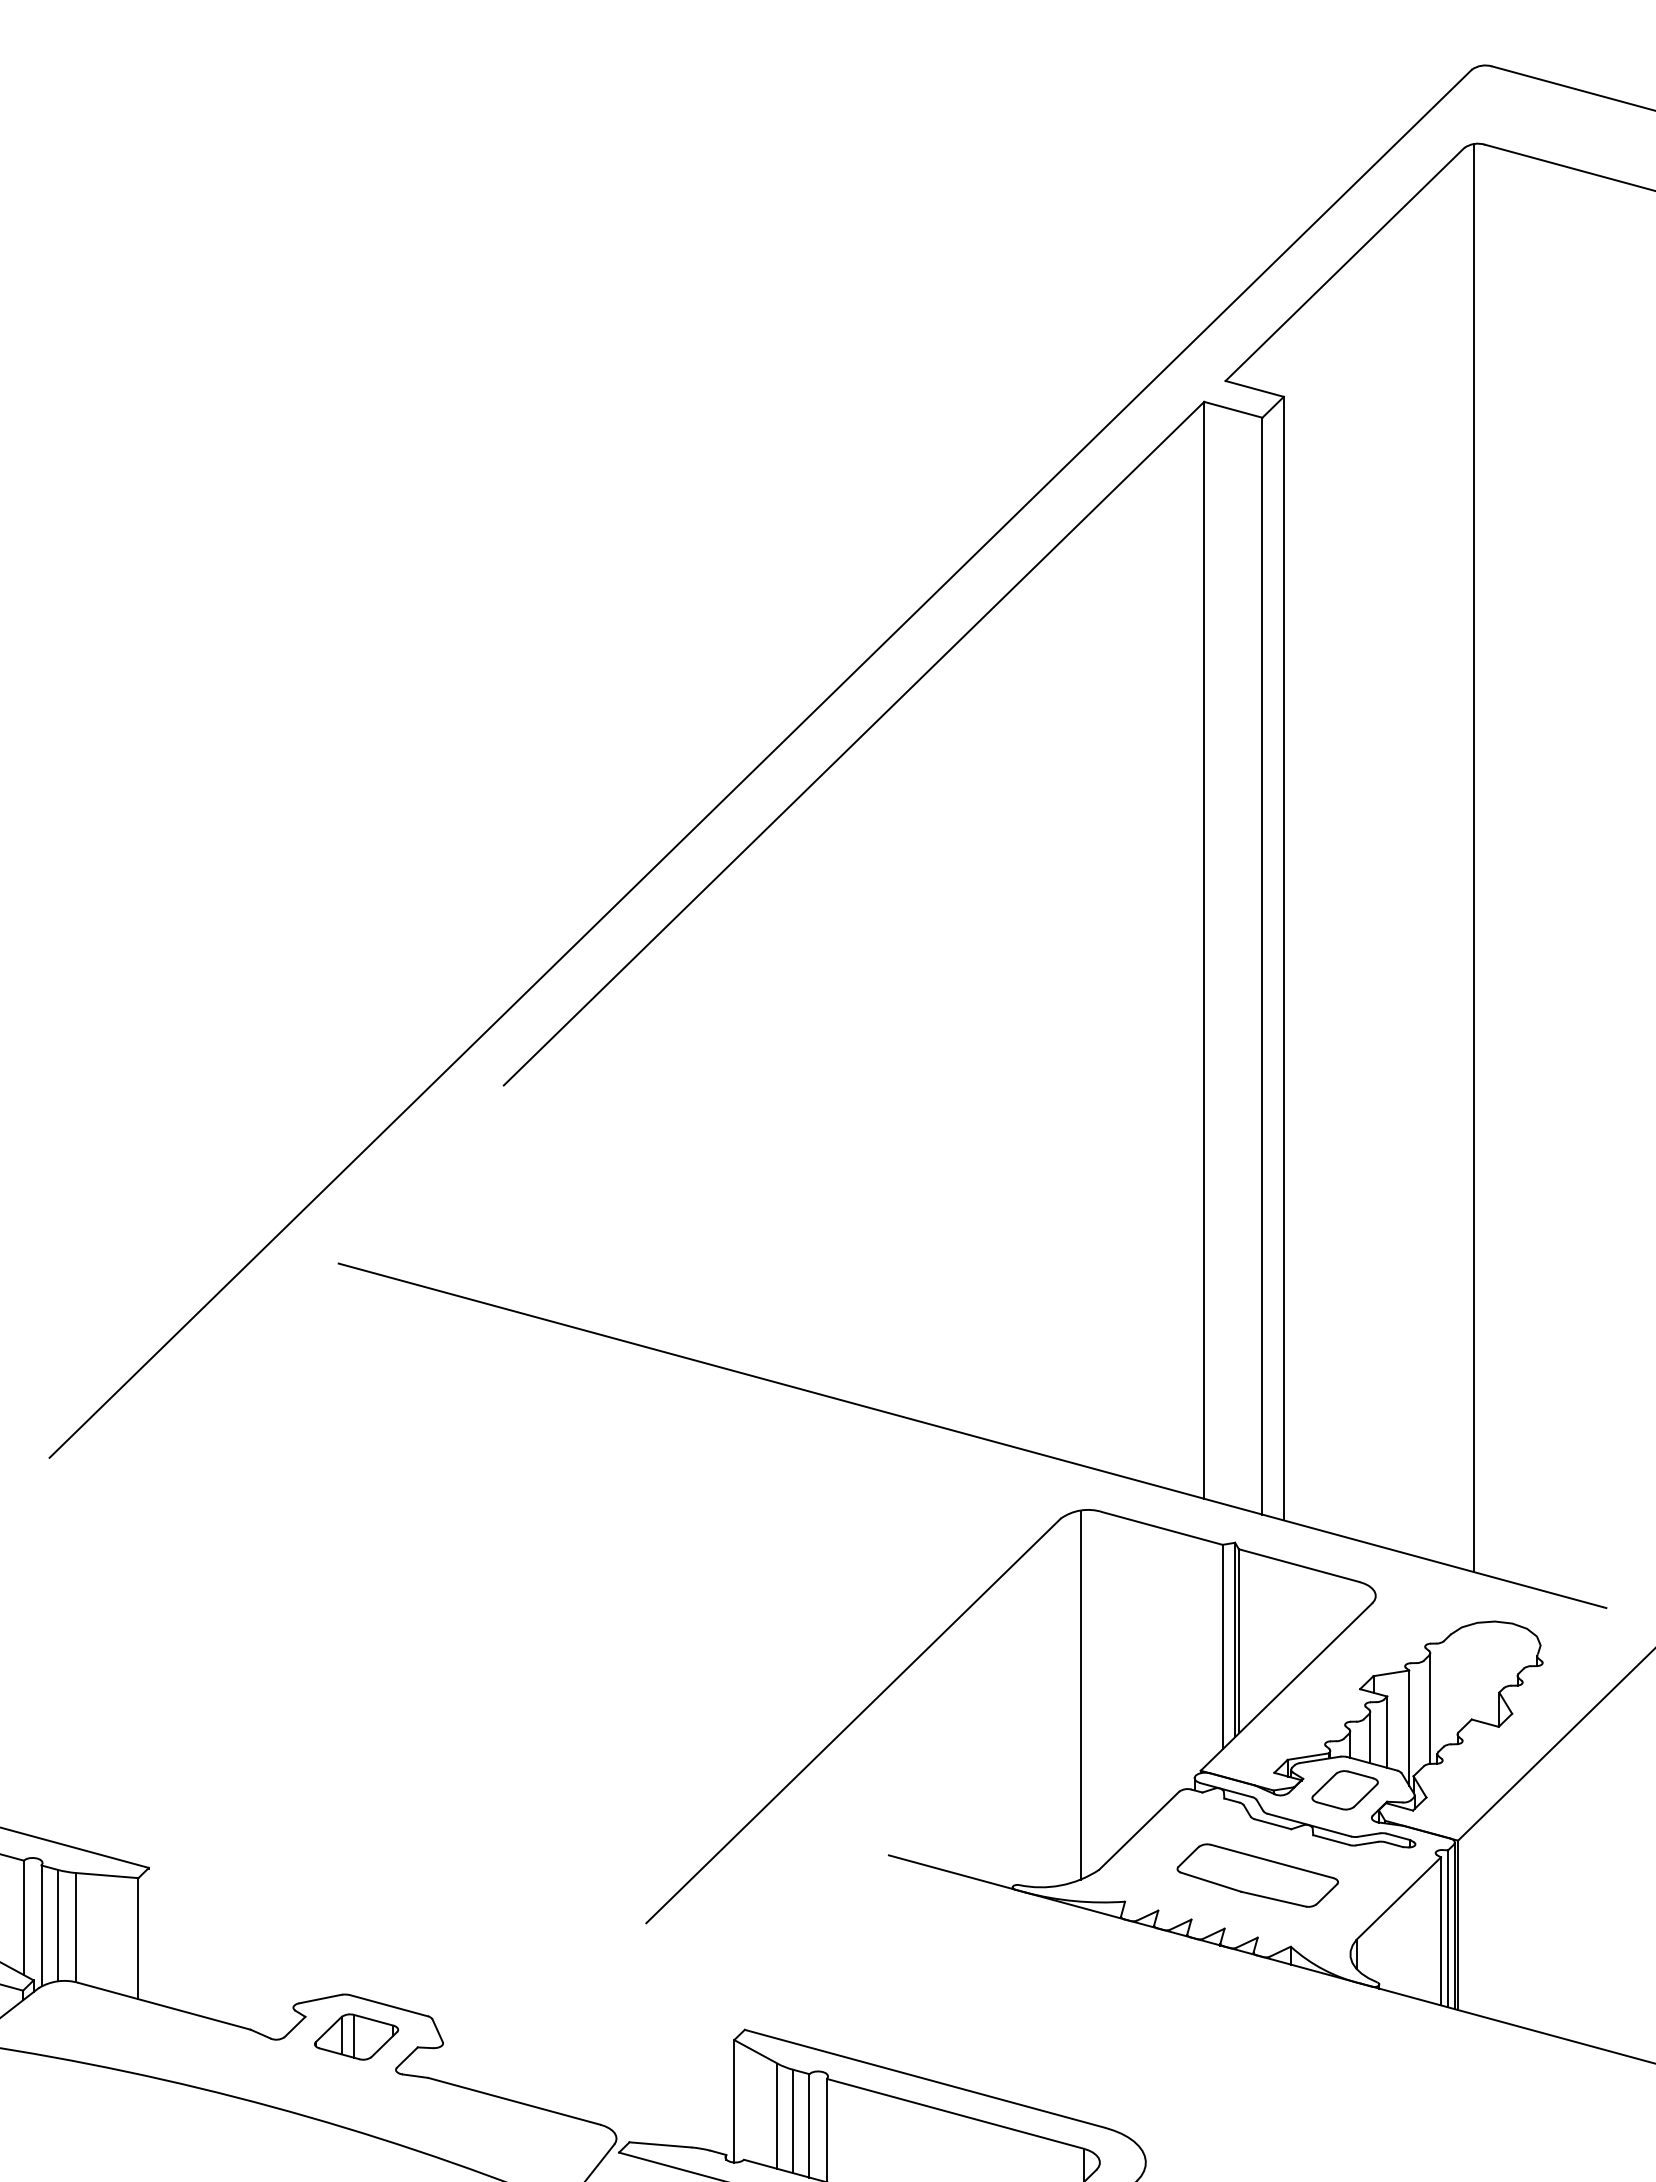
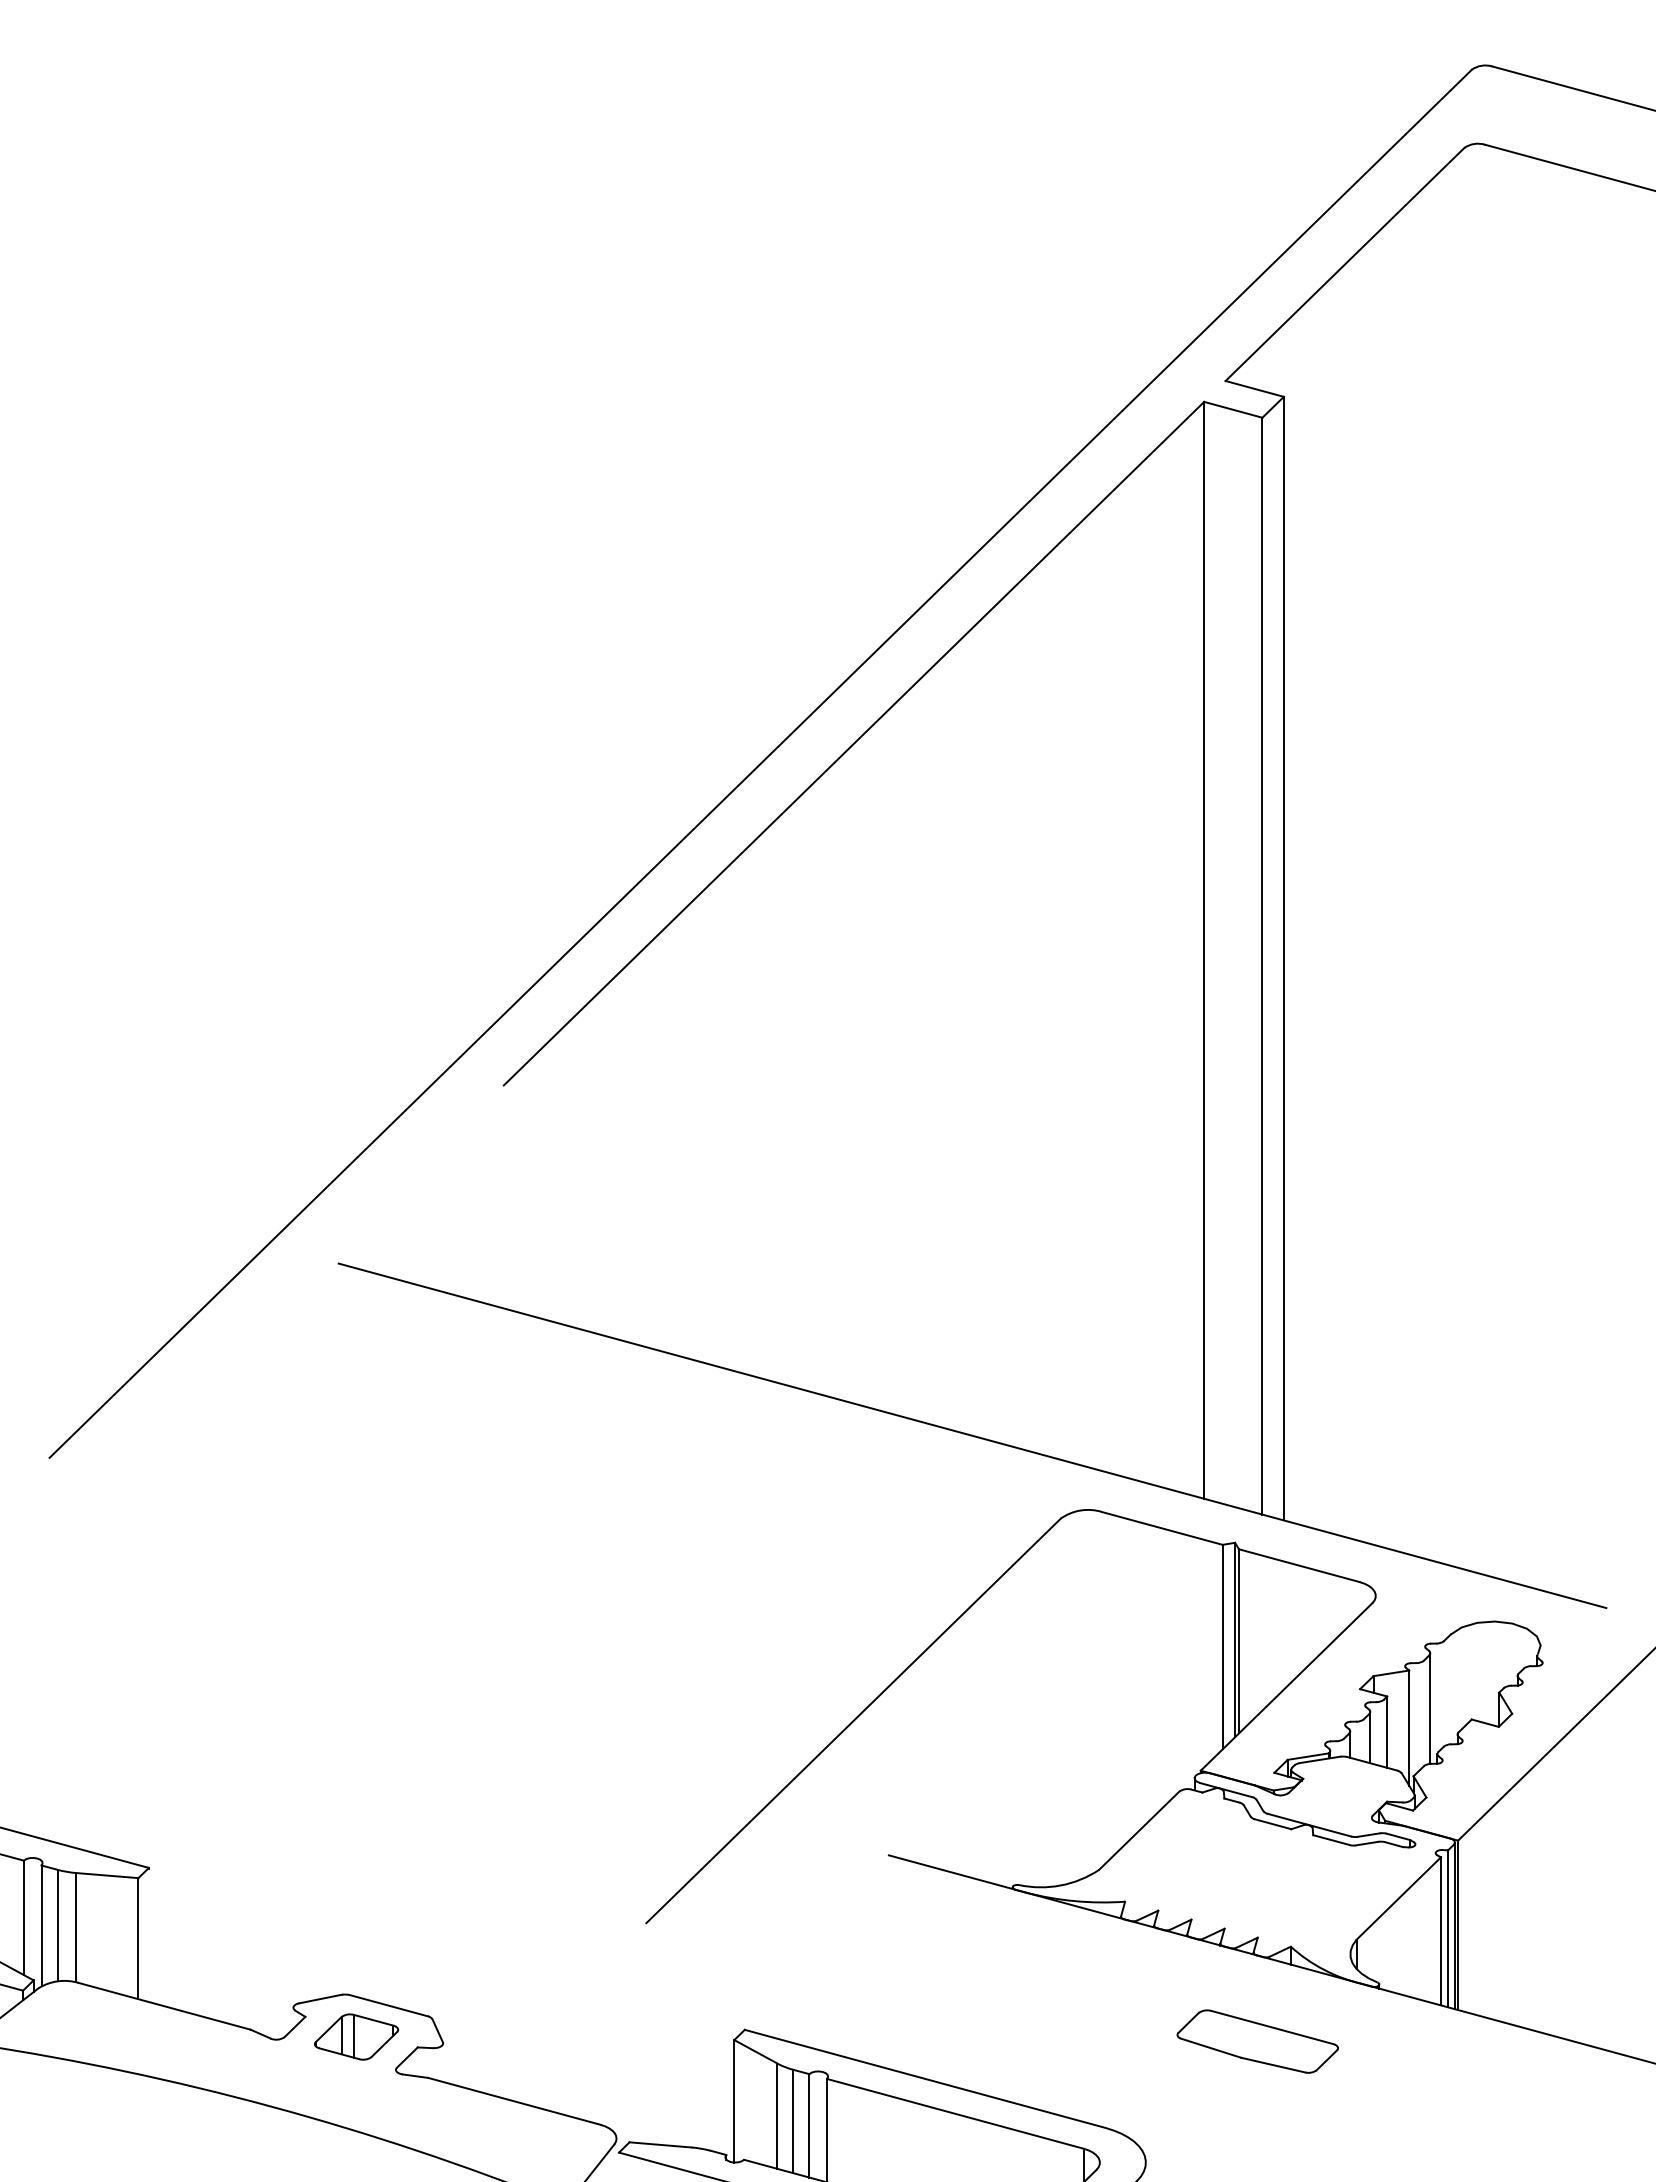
line: present -> none (1474, 858)
line: present -> none (1080, 1694)
part: present -> none (1344, 1790)
part position: (1257, 1875) -> (1257, 2041) (1257, 2041)
